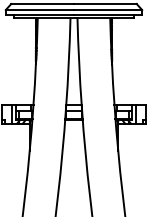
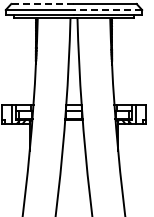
line: solid -> dashed (42, 4)
line: solid -> dashed (107, 10)
